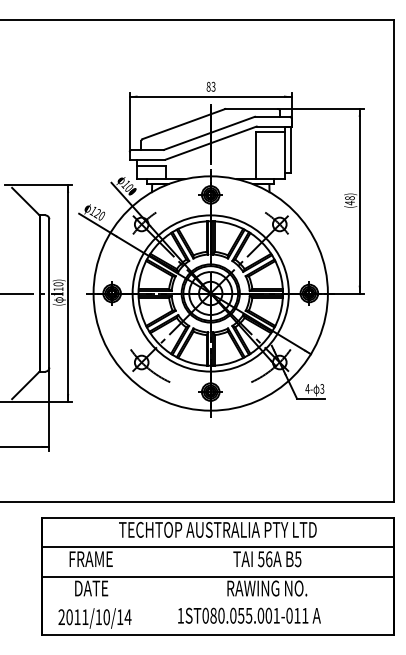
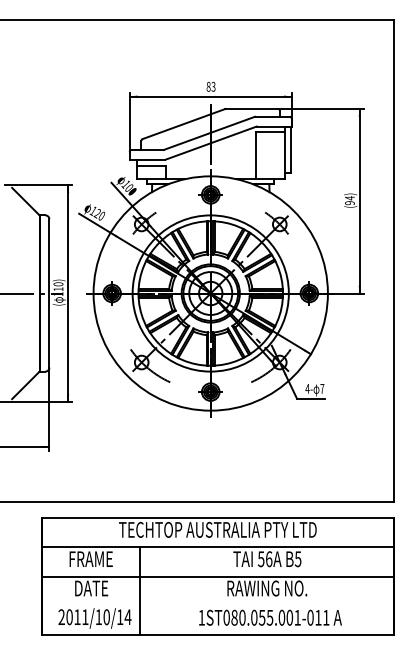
text: (48) -> (94) (349, 200)
text: 3 -> 7 (322, 388)
line: none -> present (140, 590)
text position: (249, 615) -> (270, 617) (270, 617)
